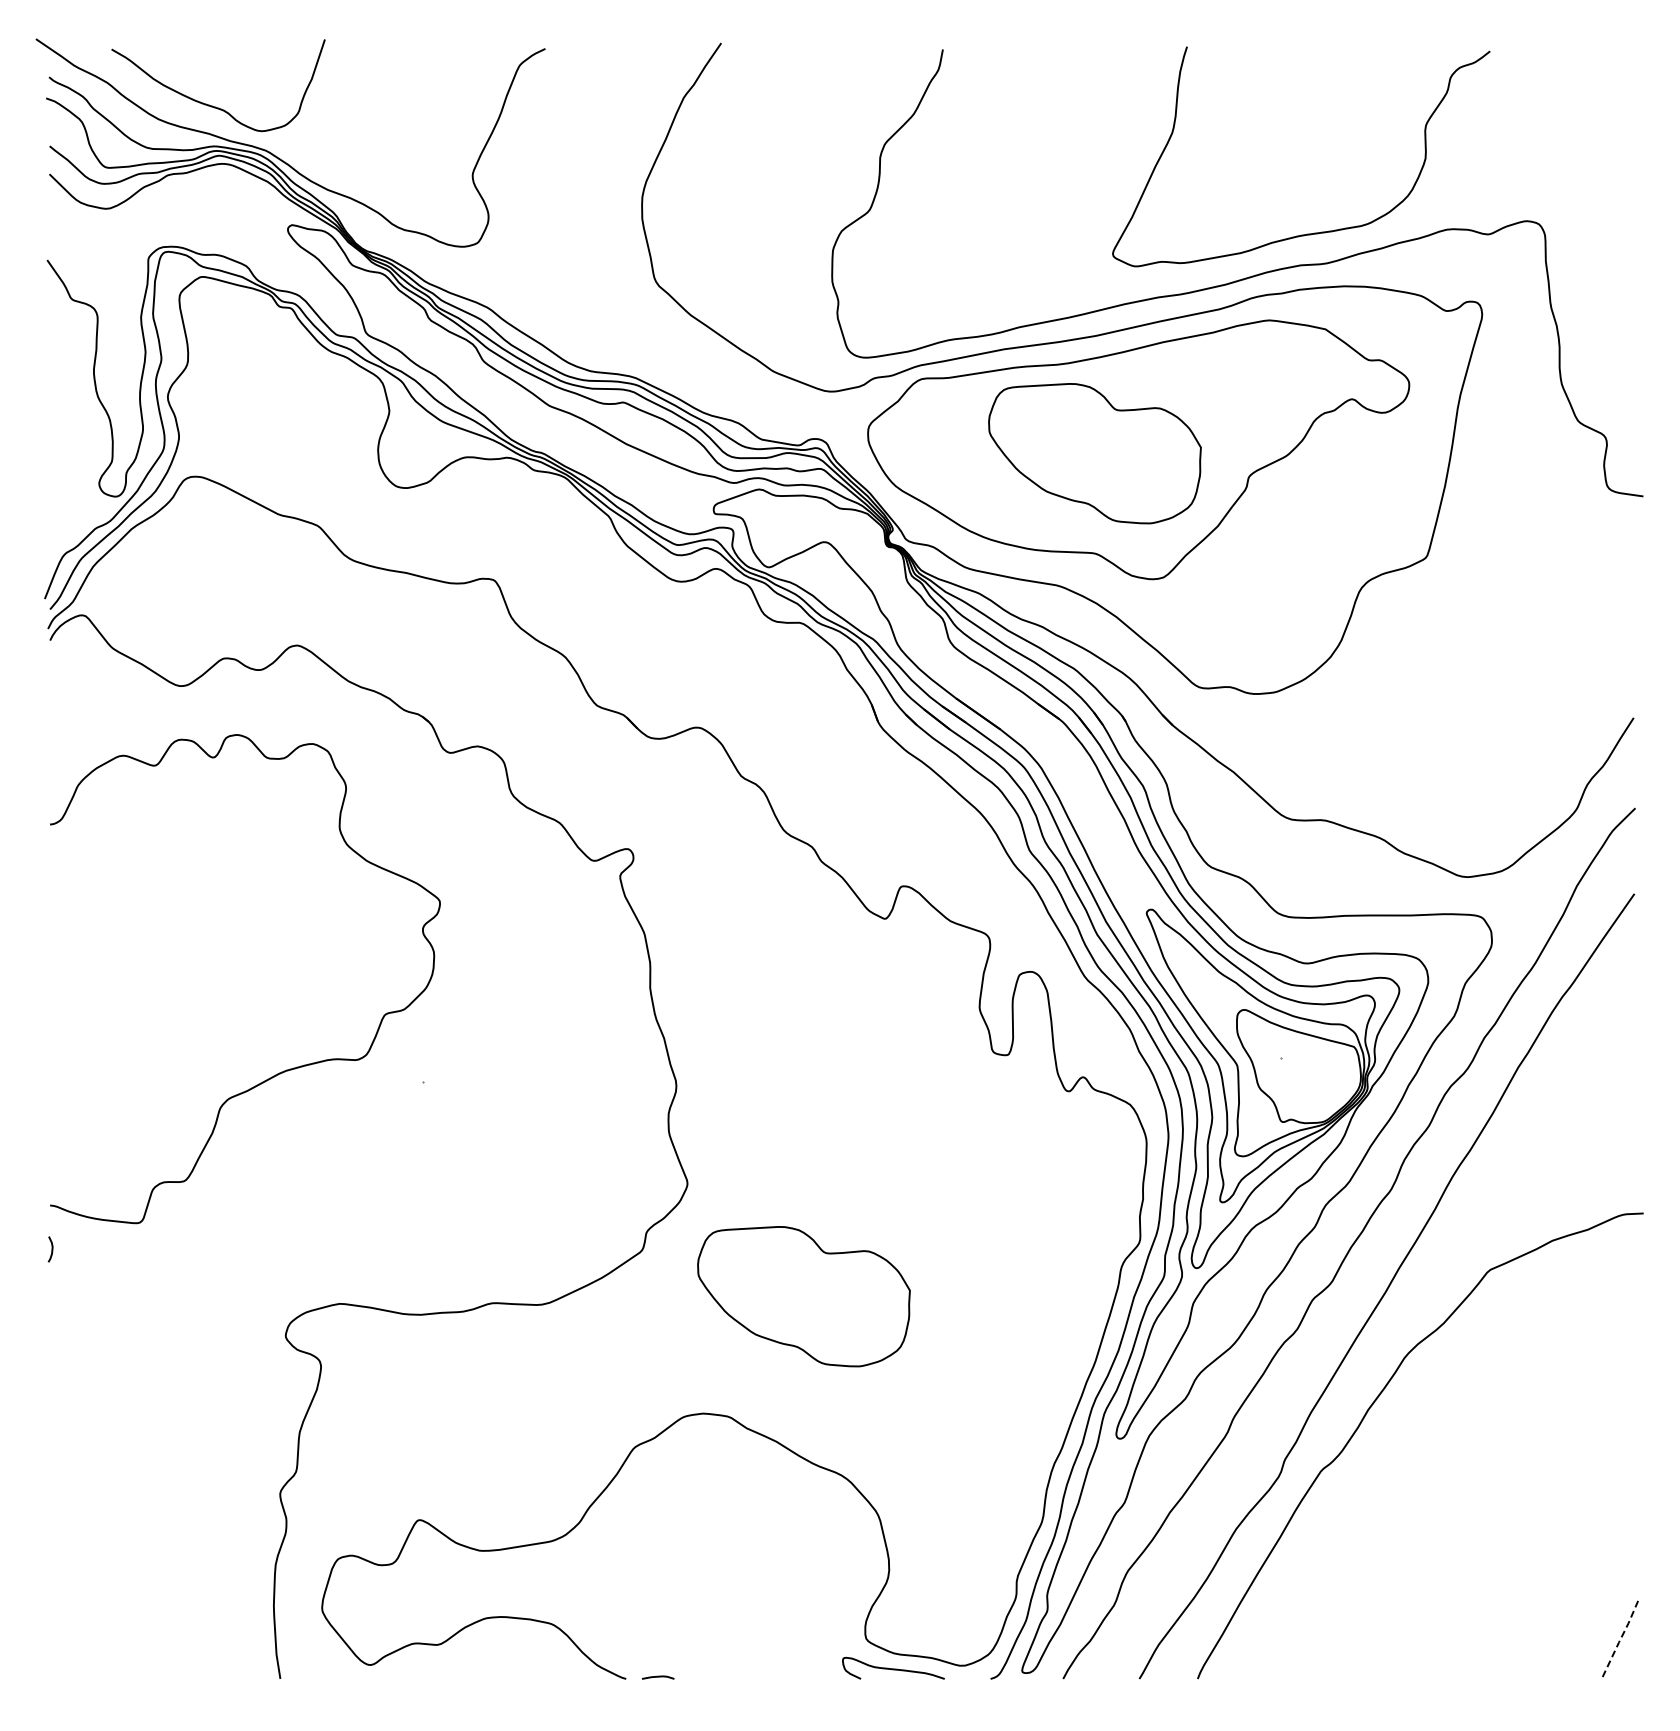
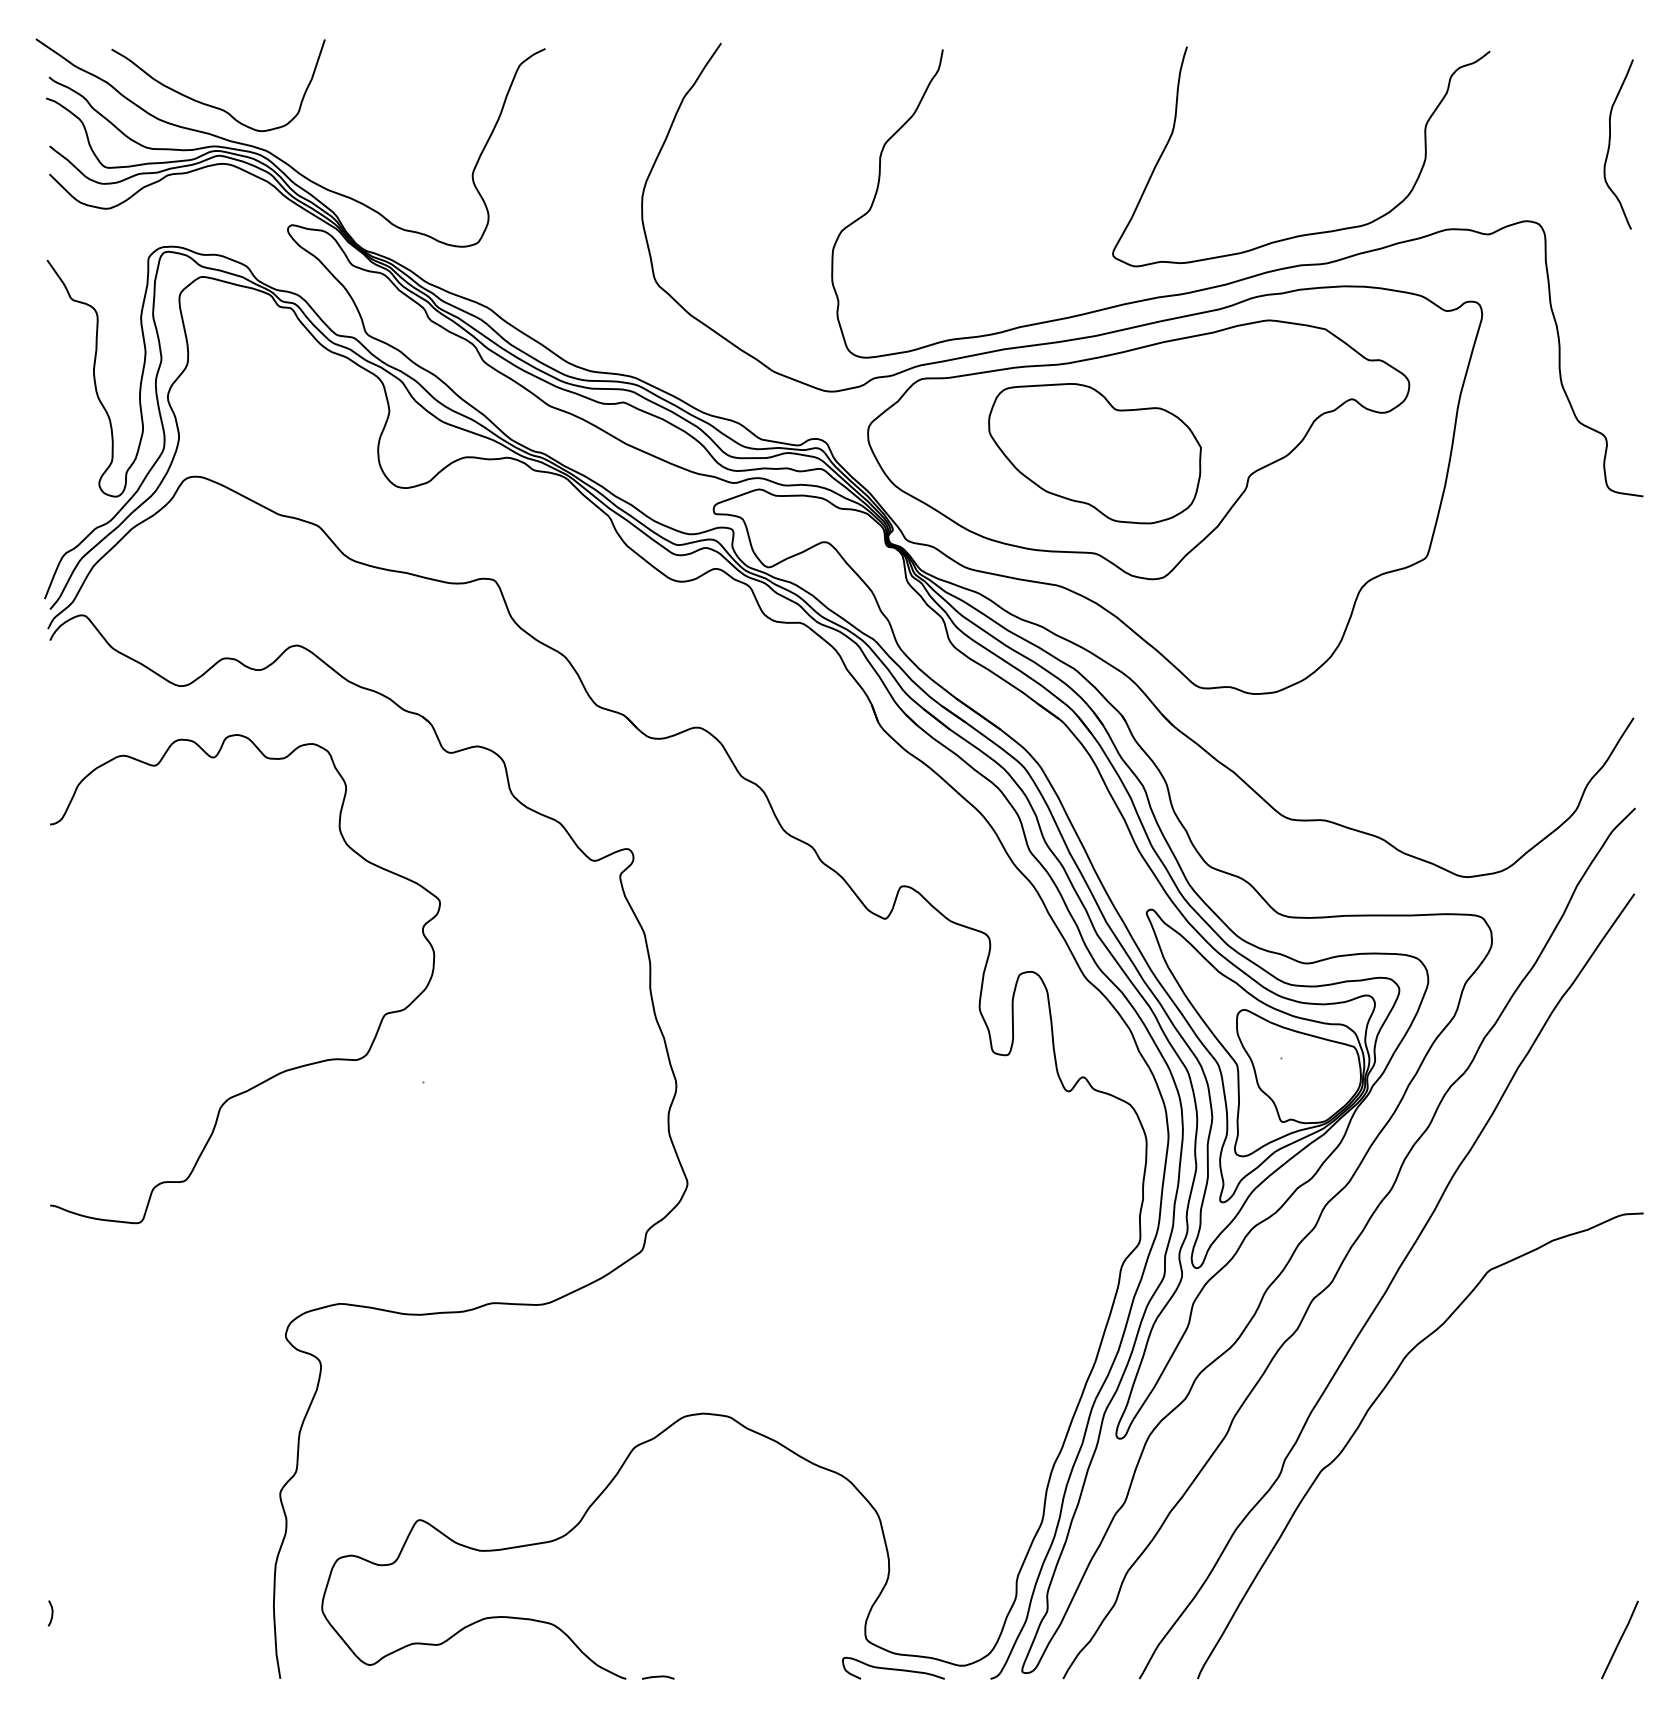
curve: none -> present (1610, 144)
curve position: (51, 1249) -> (51, 1613) (51, 1613)
part: present -> none (803, 1296)
line: dashed -> solid (1620, 1639)
